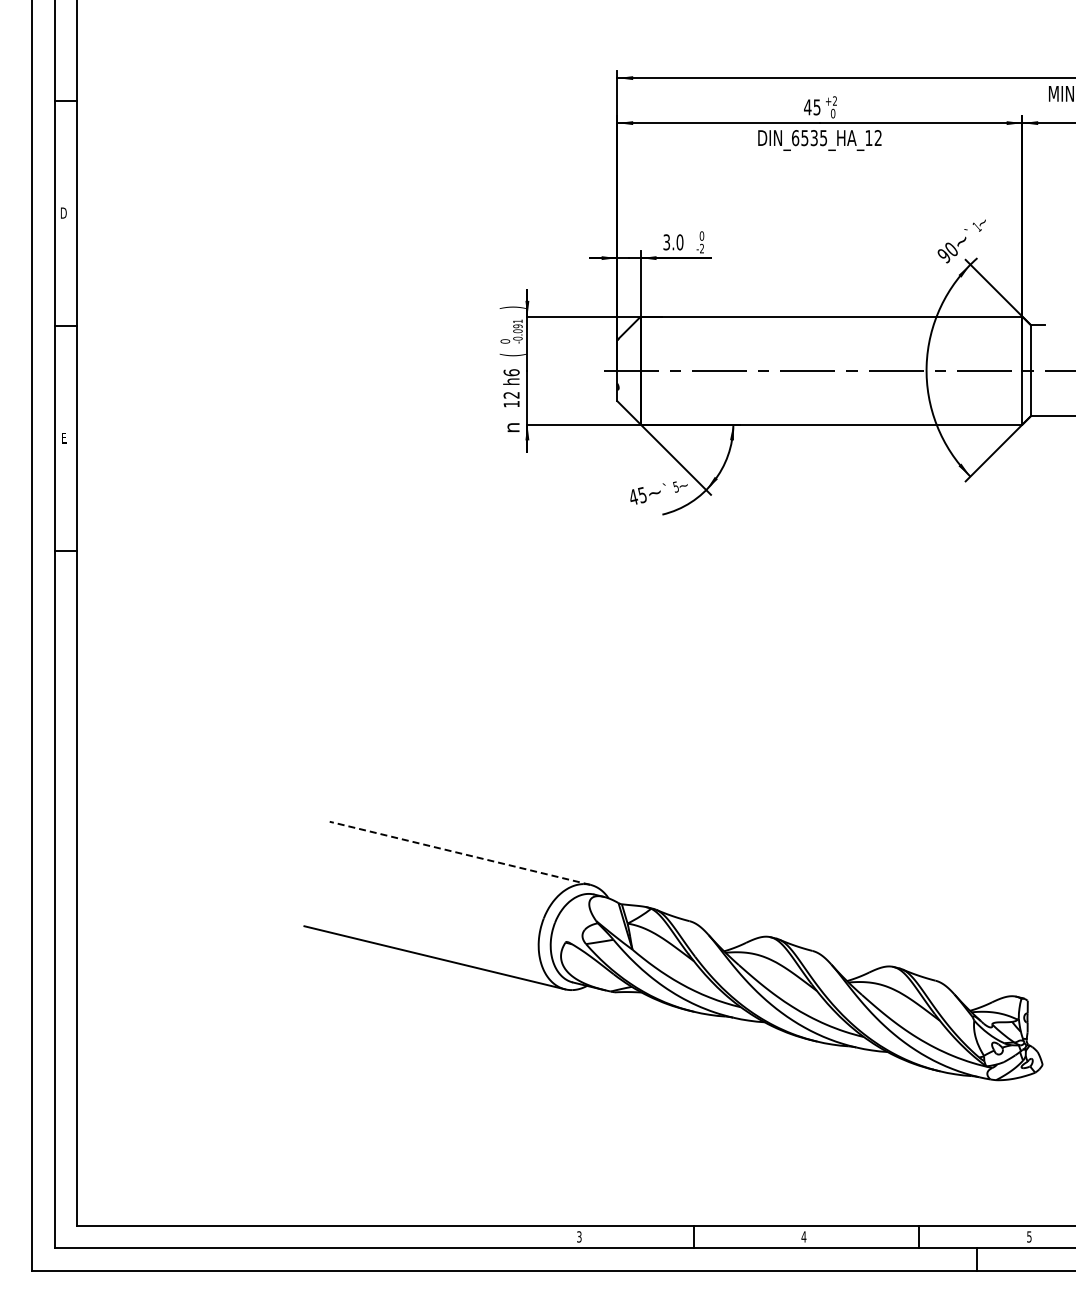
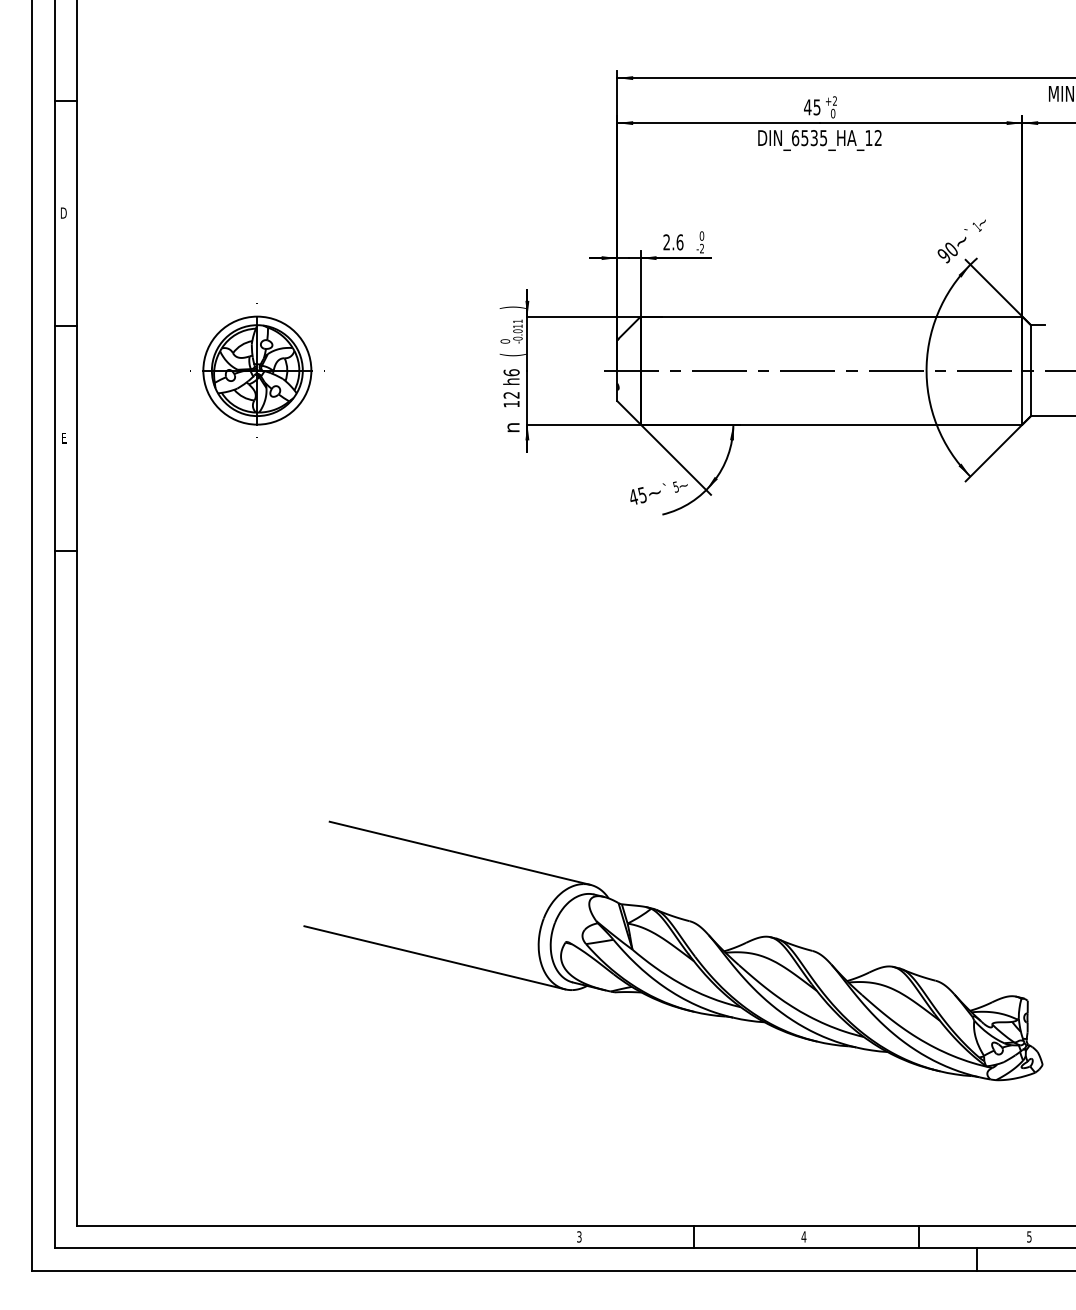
text: 3.0 -> 2.6 (673, 242)
text: -0.091 -> -0.011 (517, 326)
part: none -> present (257, 370)
line: dashed -> solid (459, 853)
